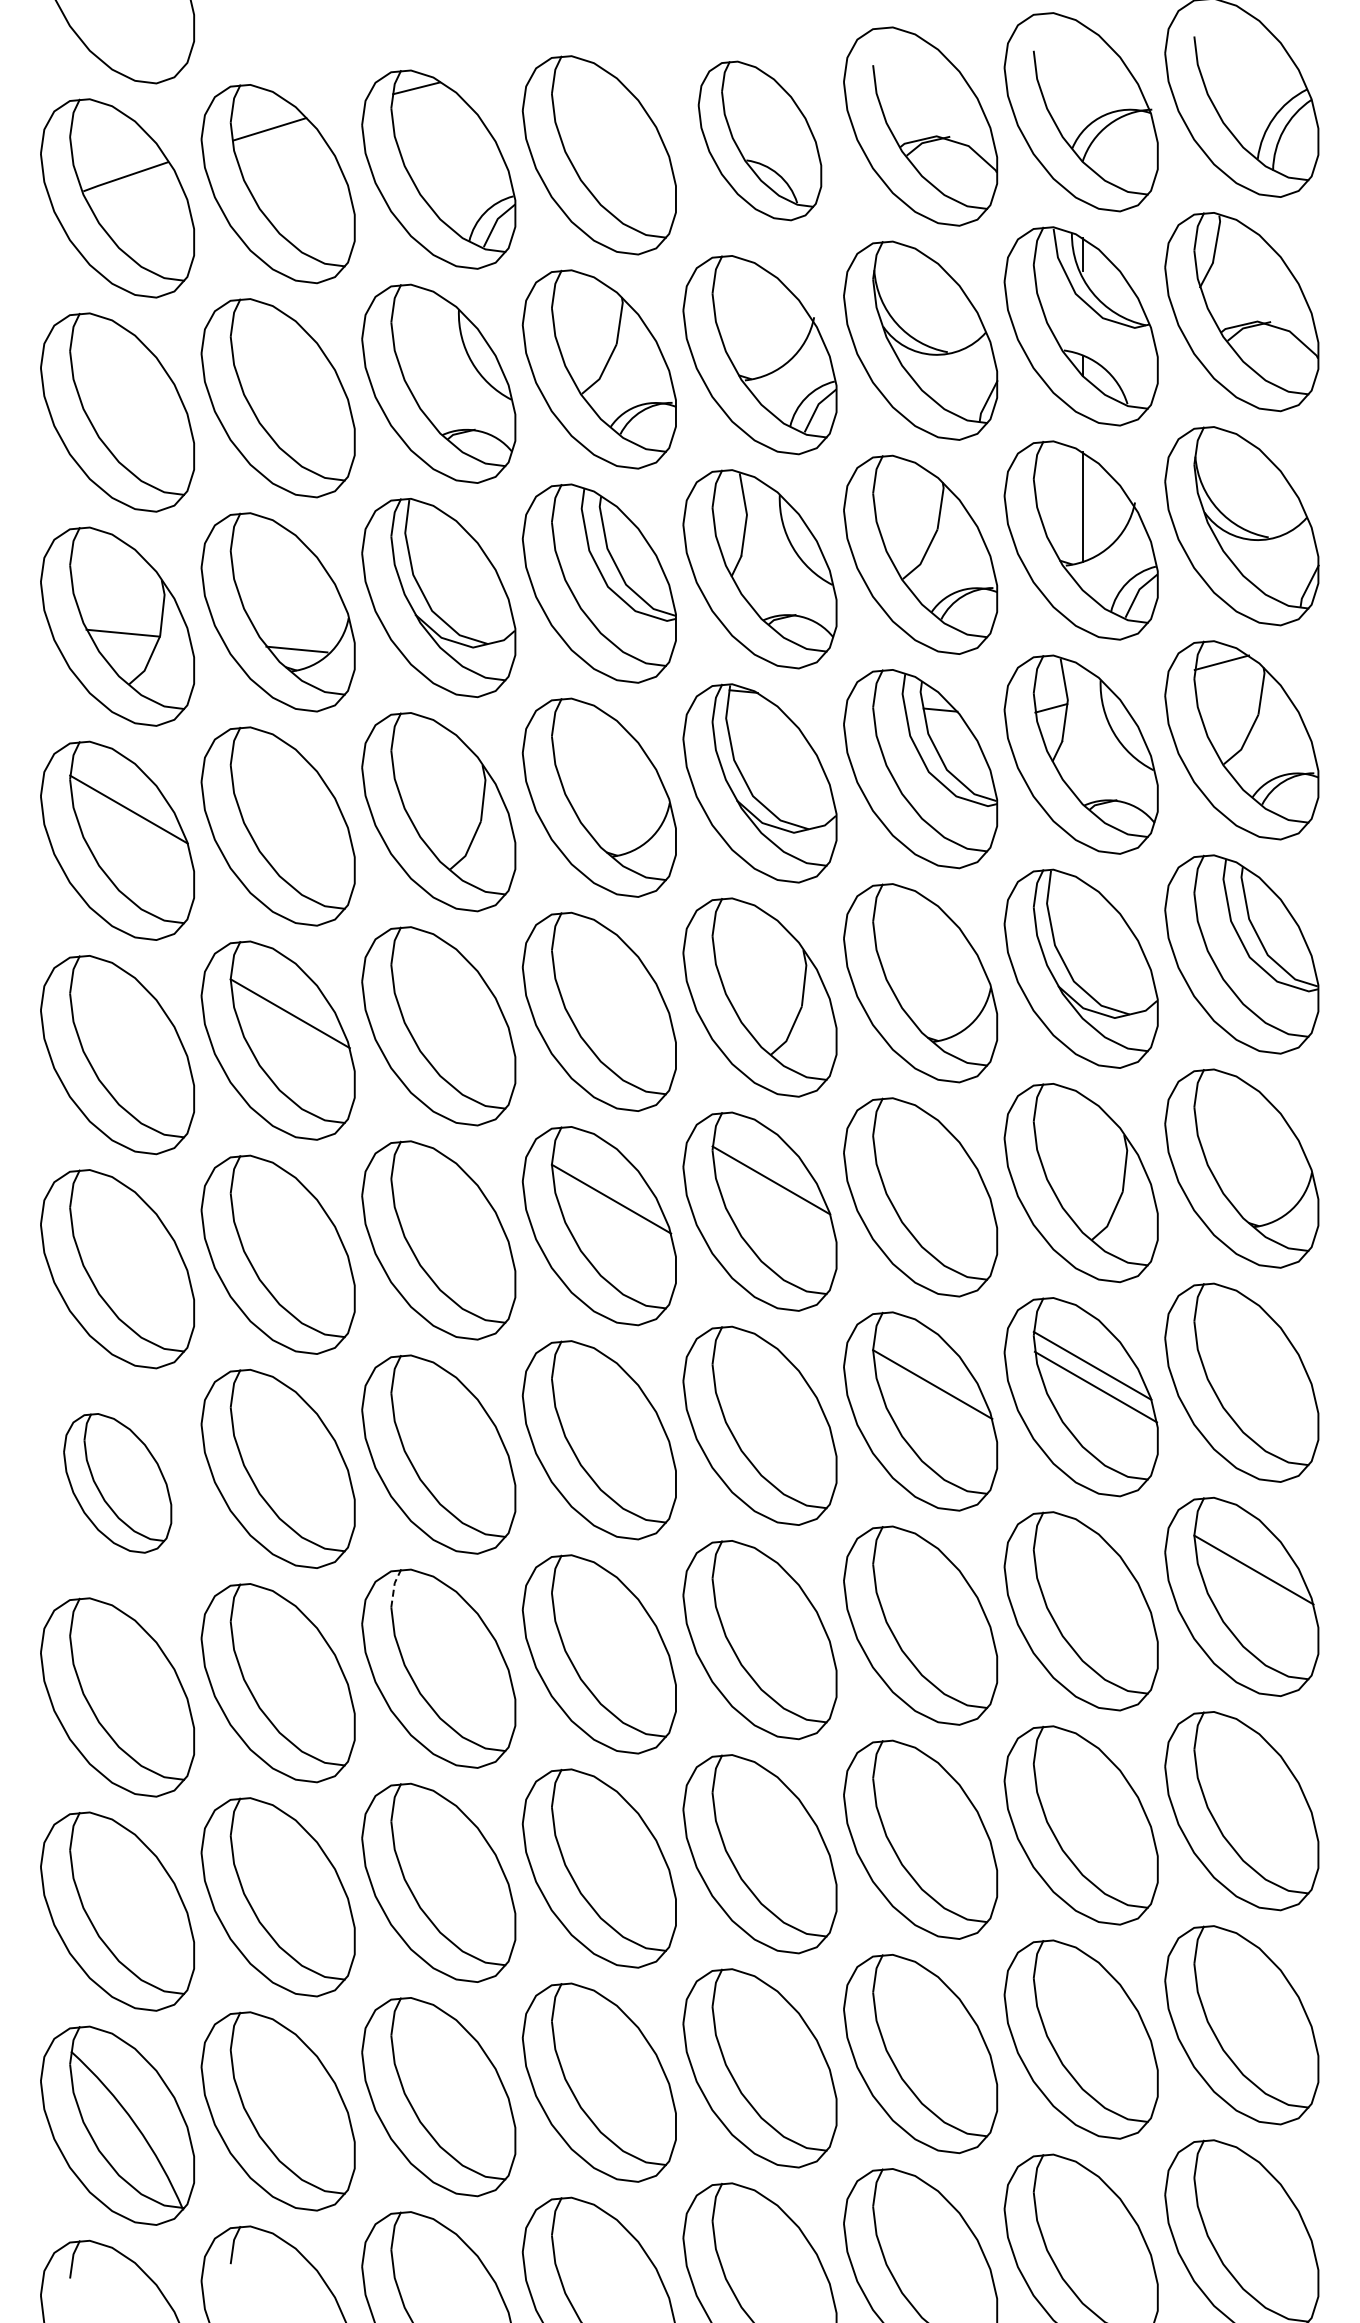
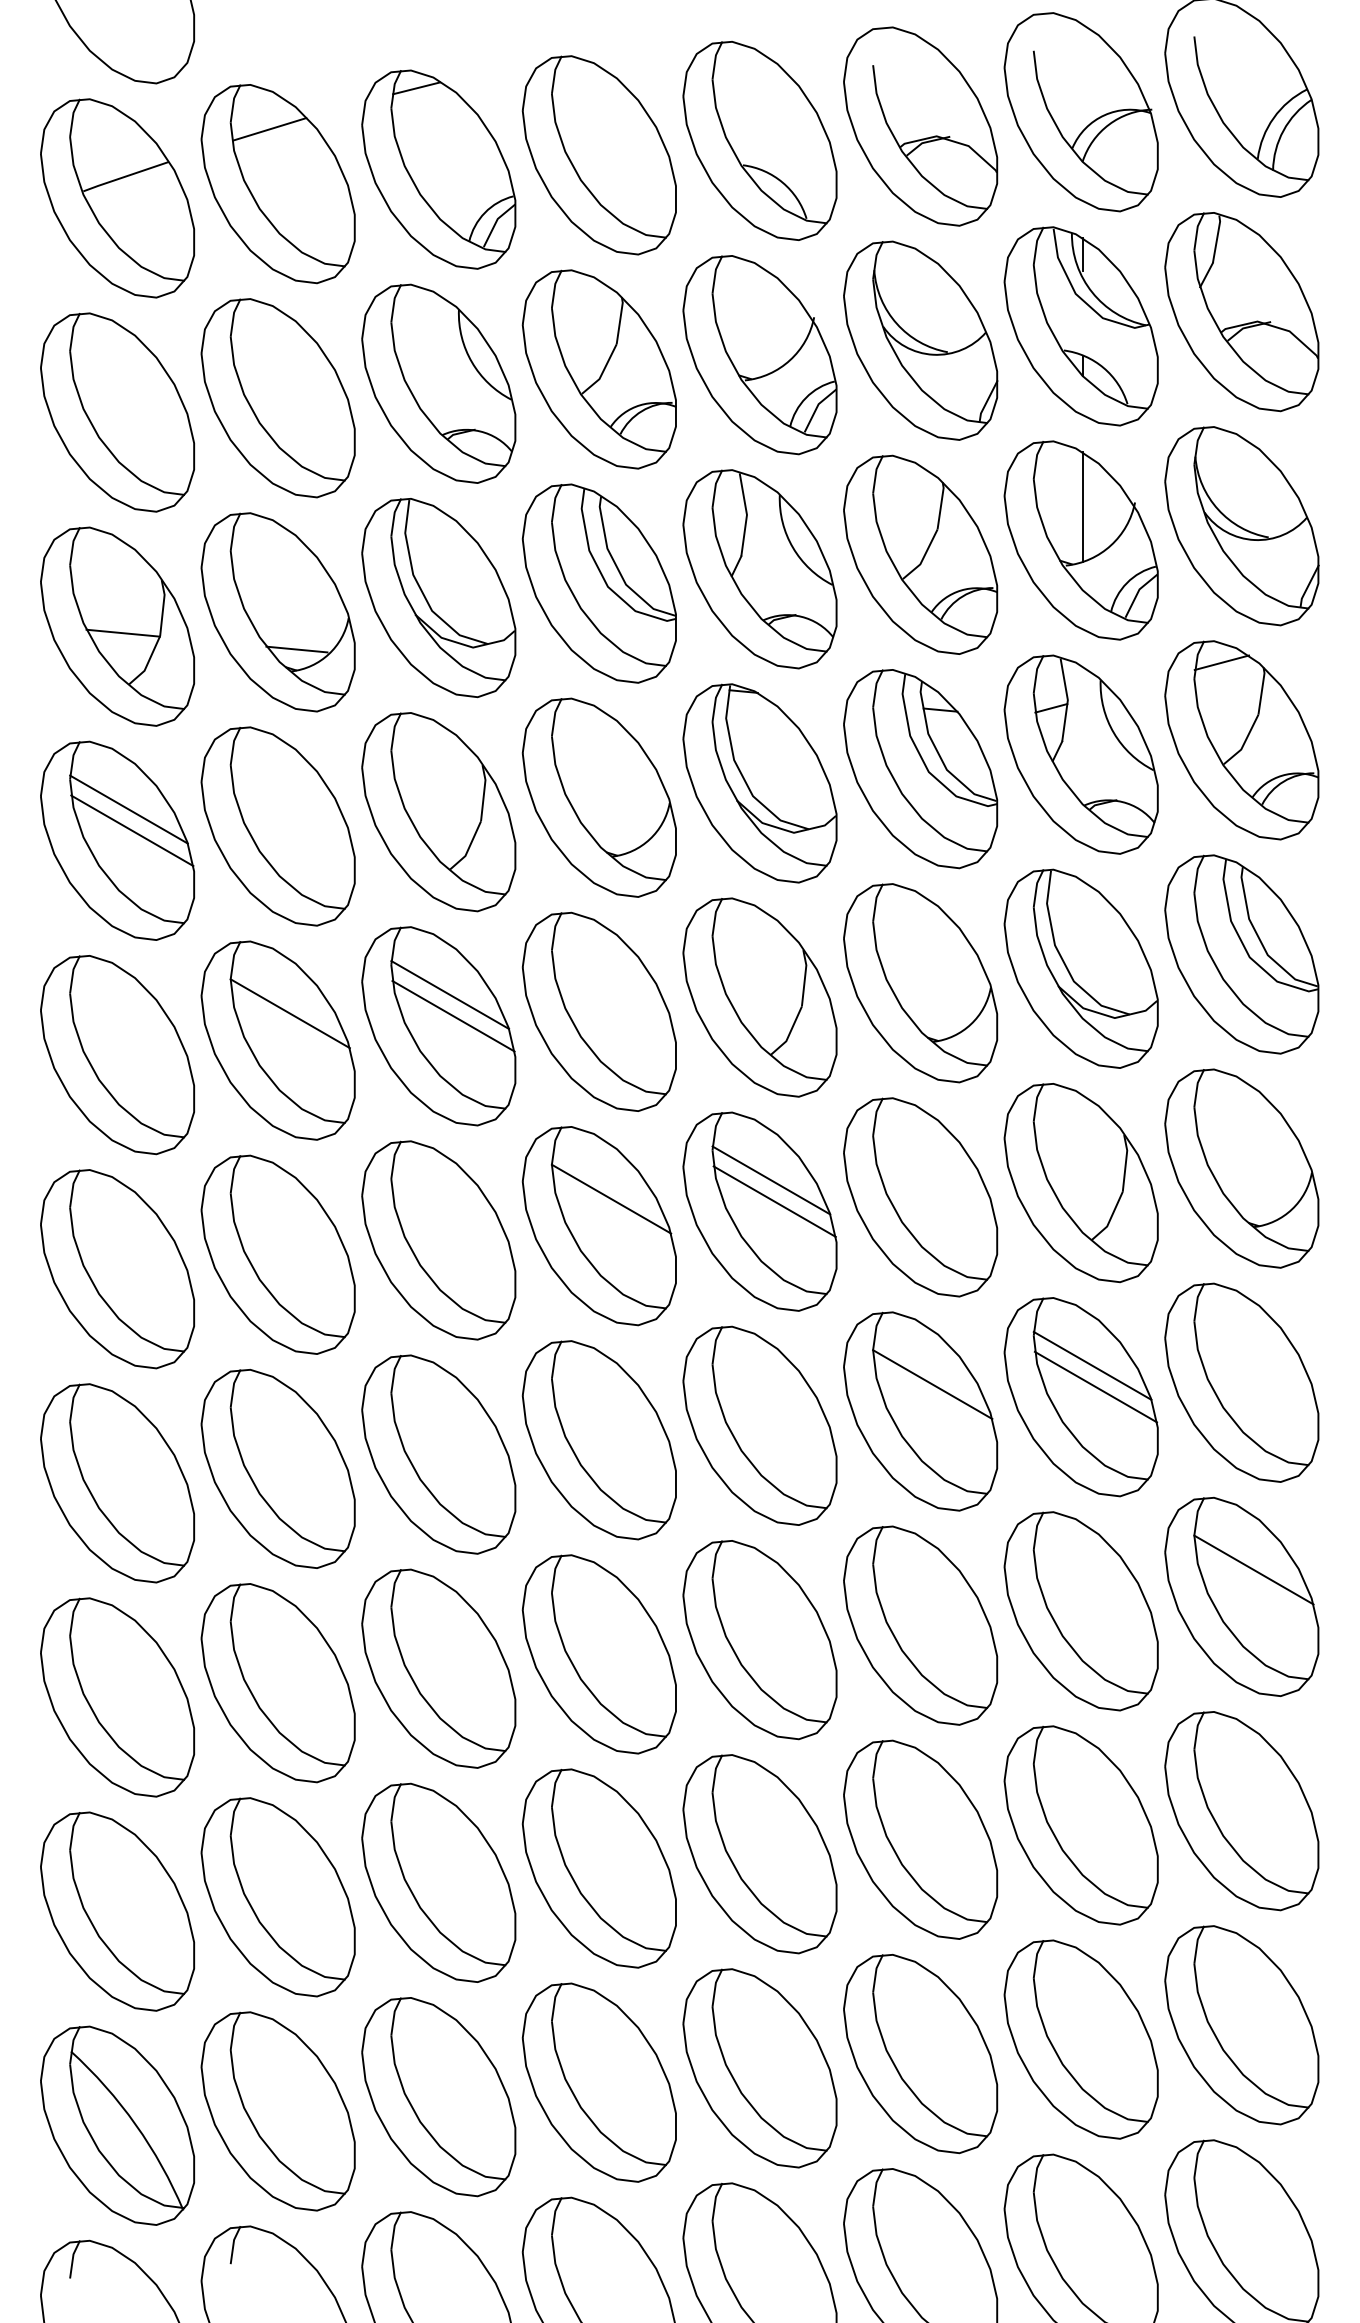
part size: 126x162 px -> 156x200 px (759, 140)
line: none -> present (132, 830)
line: none -> present (450, 994)
line: none -> present (453, 1015)
line: none -> present (774, 1201)
part size: 110x141 px -> 156x201 px (117, 1483)
line: dashed -> solid (394, 1586)
